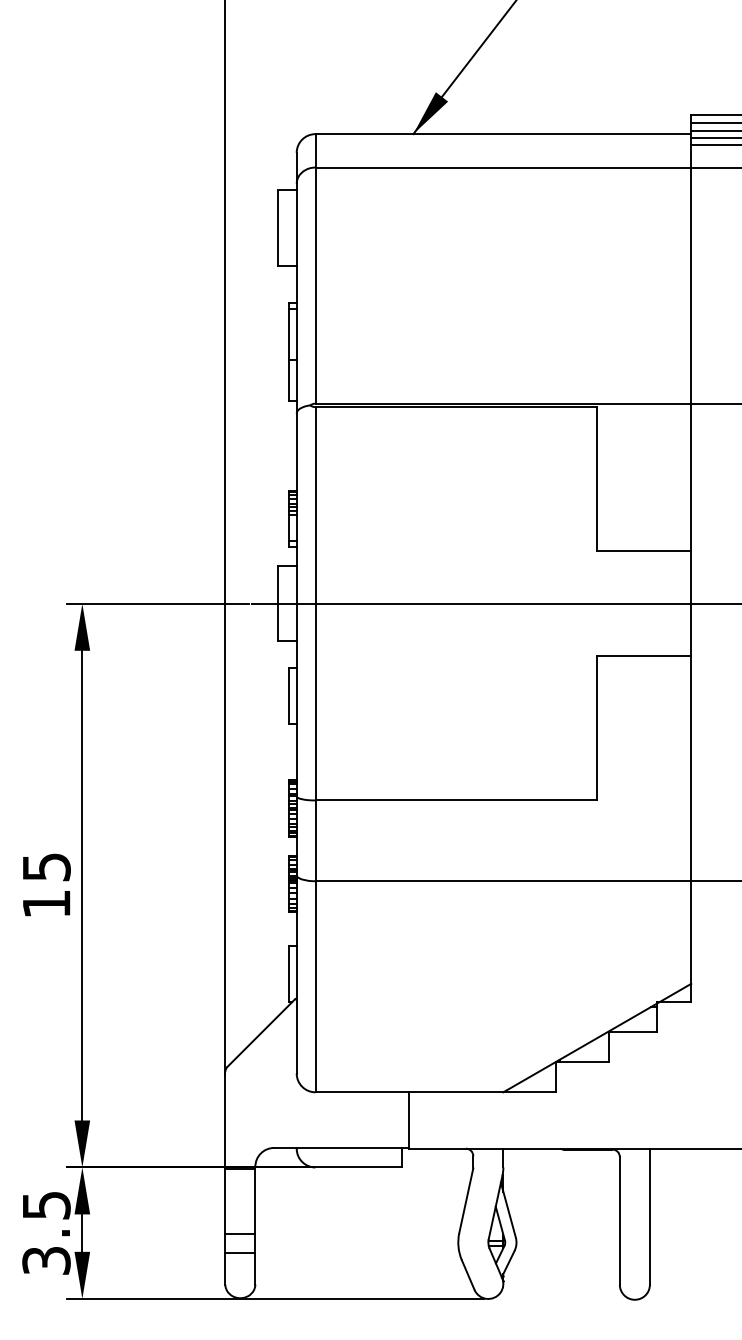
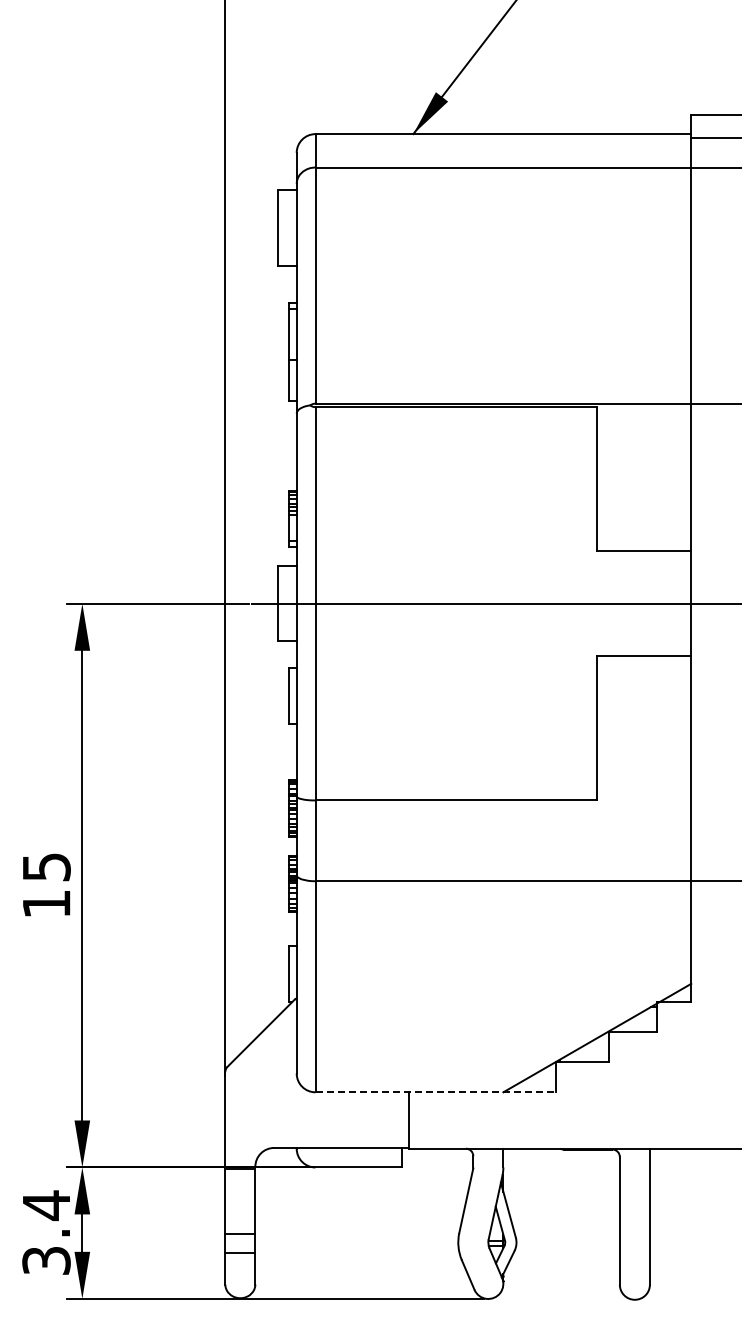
line: present -> none (714, 123)
line: present -> none (714, 130)
line: present -> none (714, 144)
line: solid -> dashed (436, 1092)
text: 3.5 -> 3.4 (46, 1205)
